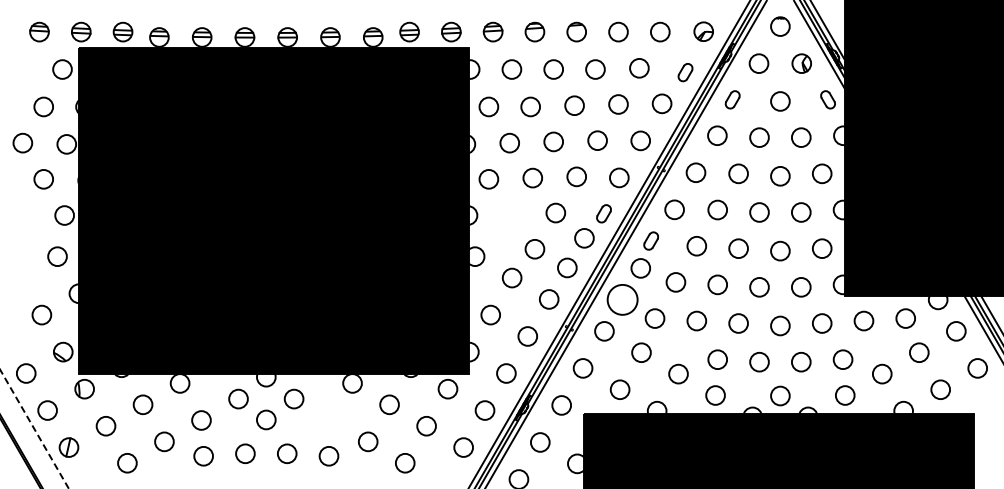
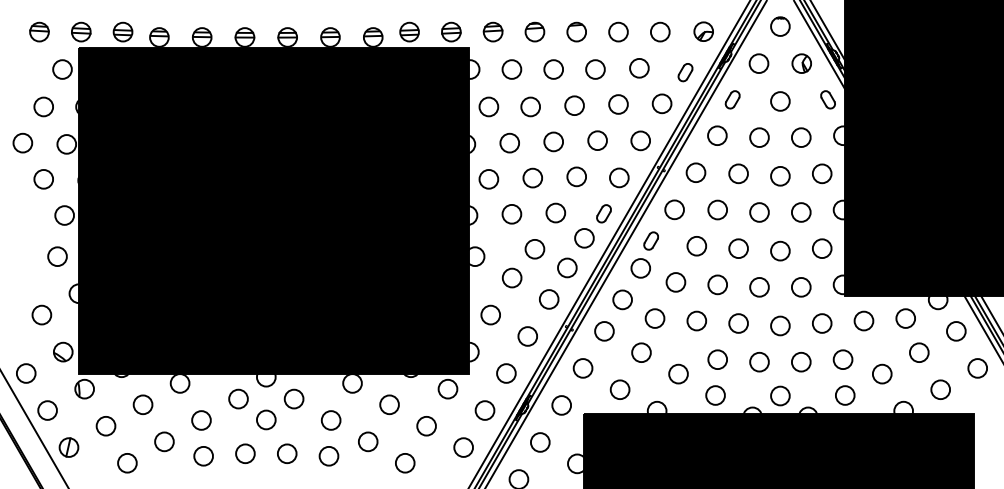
circle: none -> present (511, 214)
circle diameter: 30 px -> 19 px (622, 299)
circle: none -> present (330, 420)
line: dashed -> solid (34, 429)
